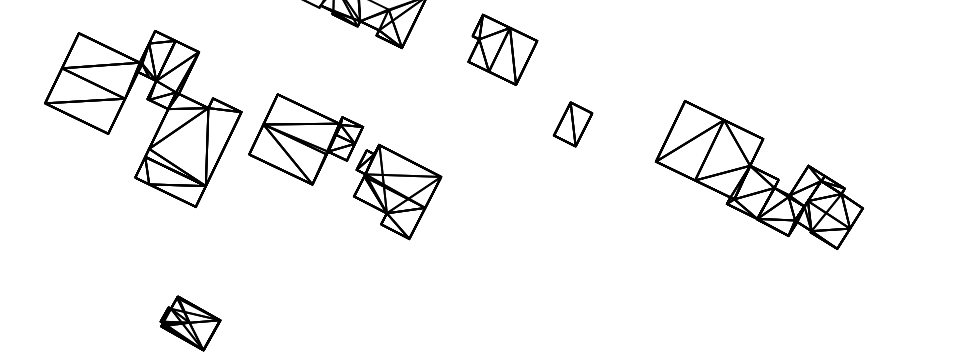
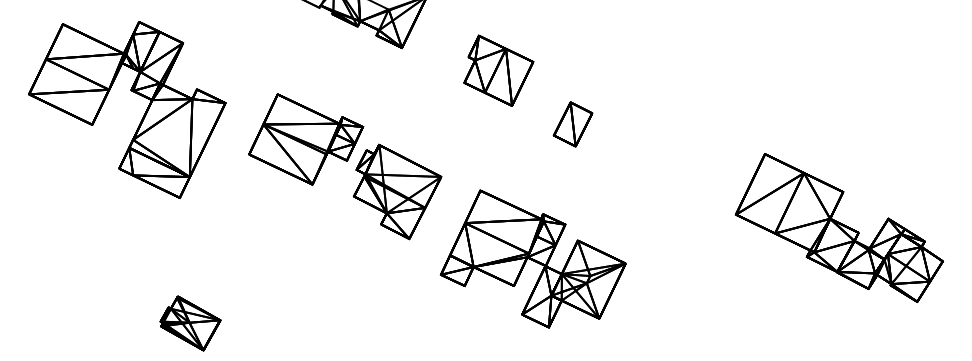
part position: (502, 49) -> (498, 70) (498, 70)
part position: (158, 126) -> (142, 117) (142, 117)
part position: (759, 174) -> (839, 227) (839, 227)
part: none -> present (532, 258)
